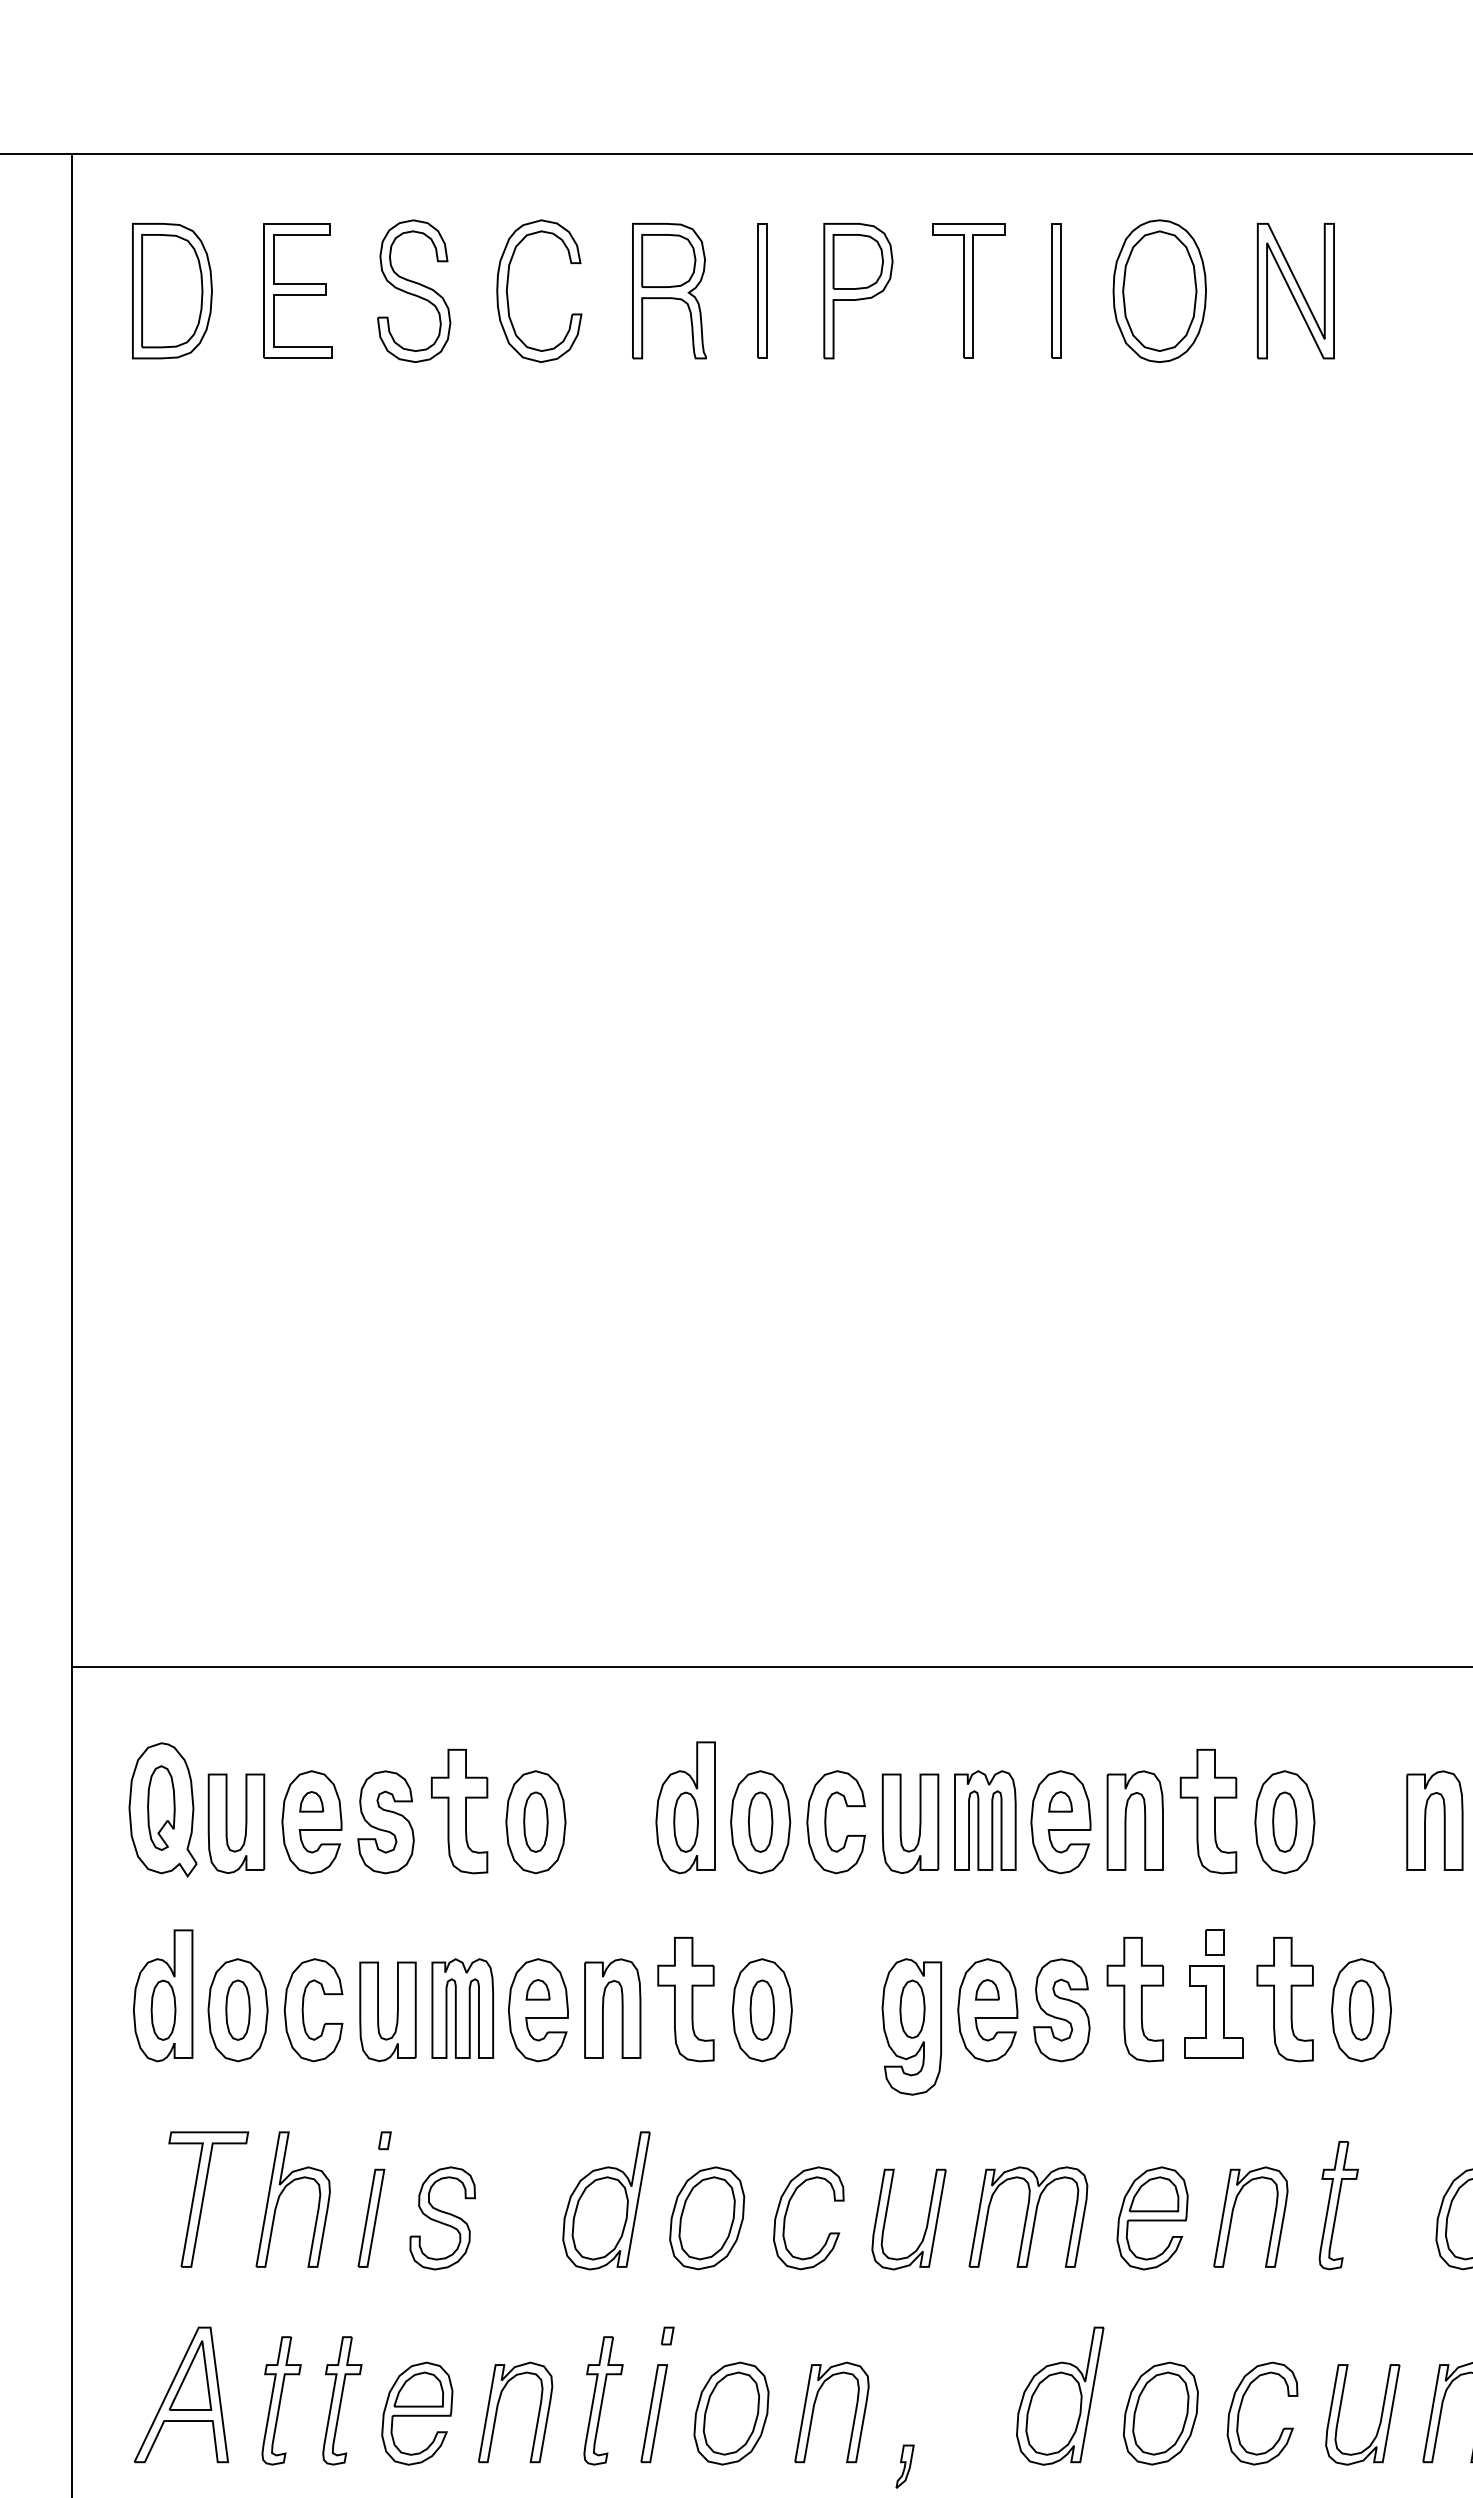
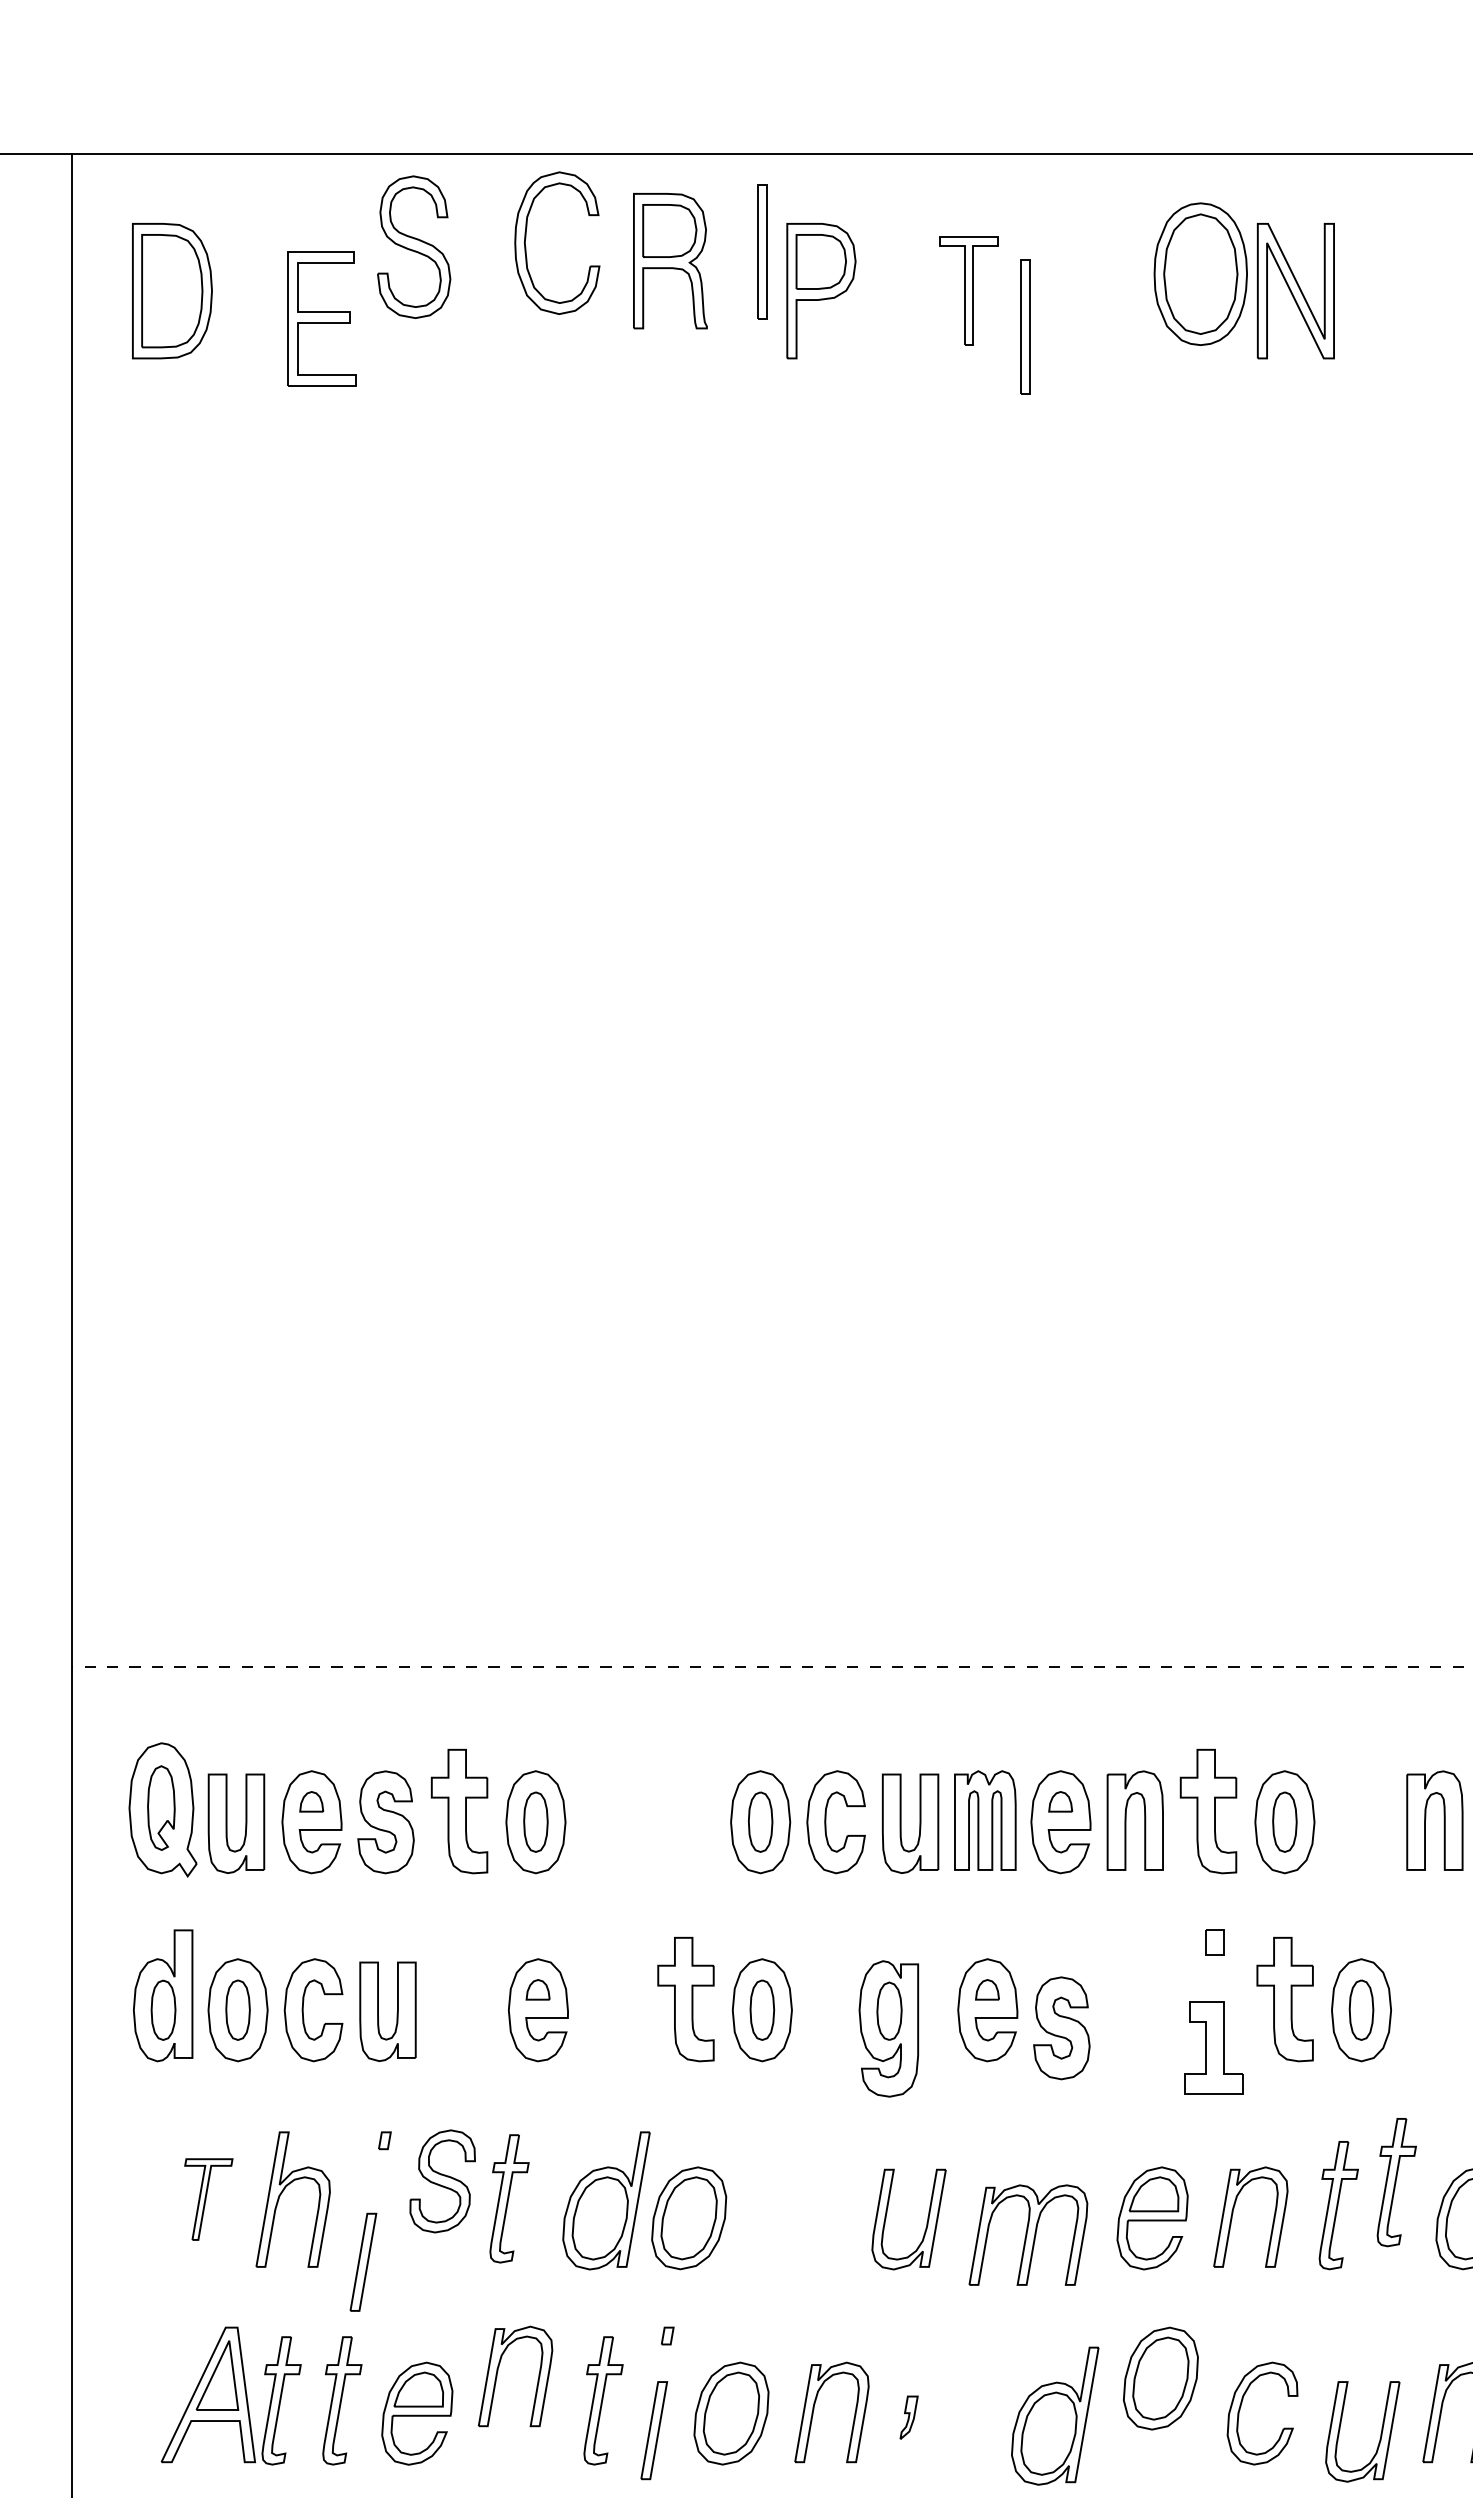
part position: (508, 286) -> (526, 238) (526, 238)
part position: (297, 290) -> (321, 318) (321, 318)
part position: (414, 290) -> (414, 246) (414, 246)
part position: (762, 290) -> (762, 251) (762, 251)
part size: 74x136 px -> 60x110 px (968, 290)
part position: (1056, 290) -> (1025, 326) (1025, 326)
part position: (1159, 290) -> (1200, 273) (1200, 273)
part position: (669, 291) -> (670, 261) (670, 261)
part position: (858, 291) -> (821, 291) (821, 291)
line: solid -> dashed (771, 1667)
part: present -> none (685, 1807)
part: present -> none (1134, 1999)
part: present -> none (462, 2008)
part: present -> none (603, 2008)
part position: (1061, 2010) -> (1061, 2028) (1061, 2028)
part position: (1213, 2011) -> (1213, 2047) (1213, 2047)
part position: (911, 2026) -> (888, 2028) (888, 2028)
part: none -> present (1396, 2182)
part: none -> present (509, 2198)
part size: 82x137 px -> 50x83 px (208, 2199)
part: present -> none (787, 2212)
part position: (1028, 2216) -> (1028, 2234) (1028, 2234)
part position: (371, 2217) -> (363, 2261) (363, 2261)
part position: (442, 2218) -> (442, 2181) (442, 2181)
part position: (707, 2218) -> (689, 2218) (689, 2218)
part position: (180, 2394) -> (207, 2394) (207, 2394)
part position: (1060, 2395) -> (1055, 2415) (1055, 2415)
part position: (498, 2407) -> (498, 2371) (498, 2371)
part position: (654, 2413) -> (654, 2430) (654, 2430)
part position: (1160, 2413) -> (1160, 2378) (1160, 2378)
part position: (1380, 2416) -> (1380, 2433) (1380, 2433)
part position: (904, 2466) -> (908, 2417) (908, 2417)
